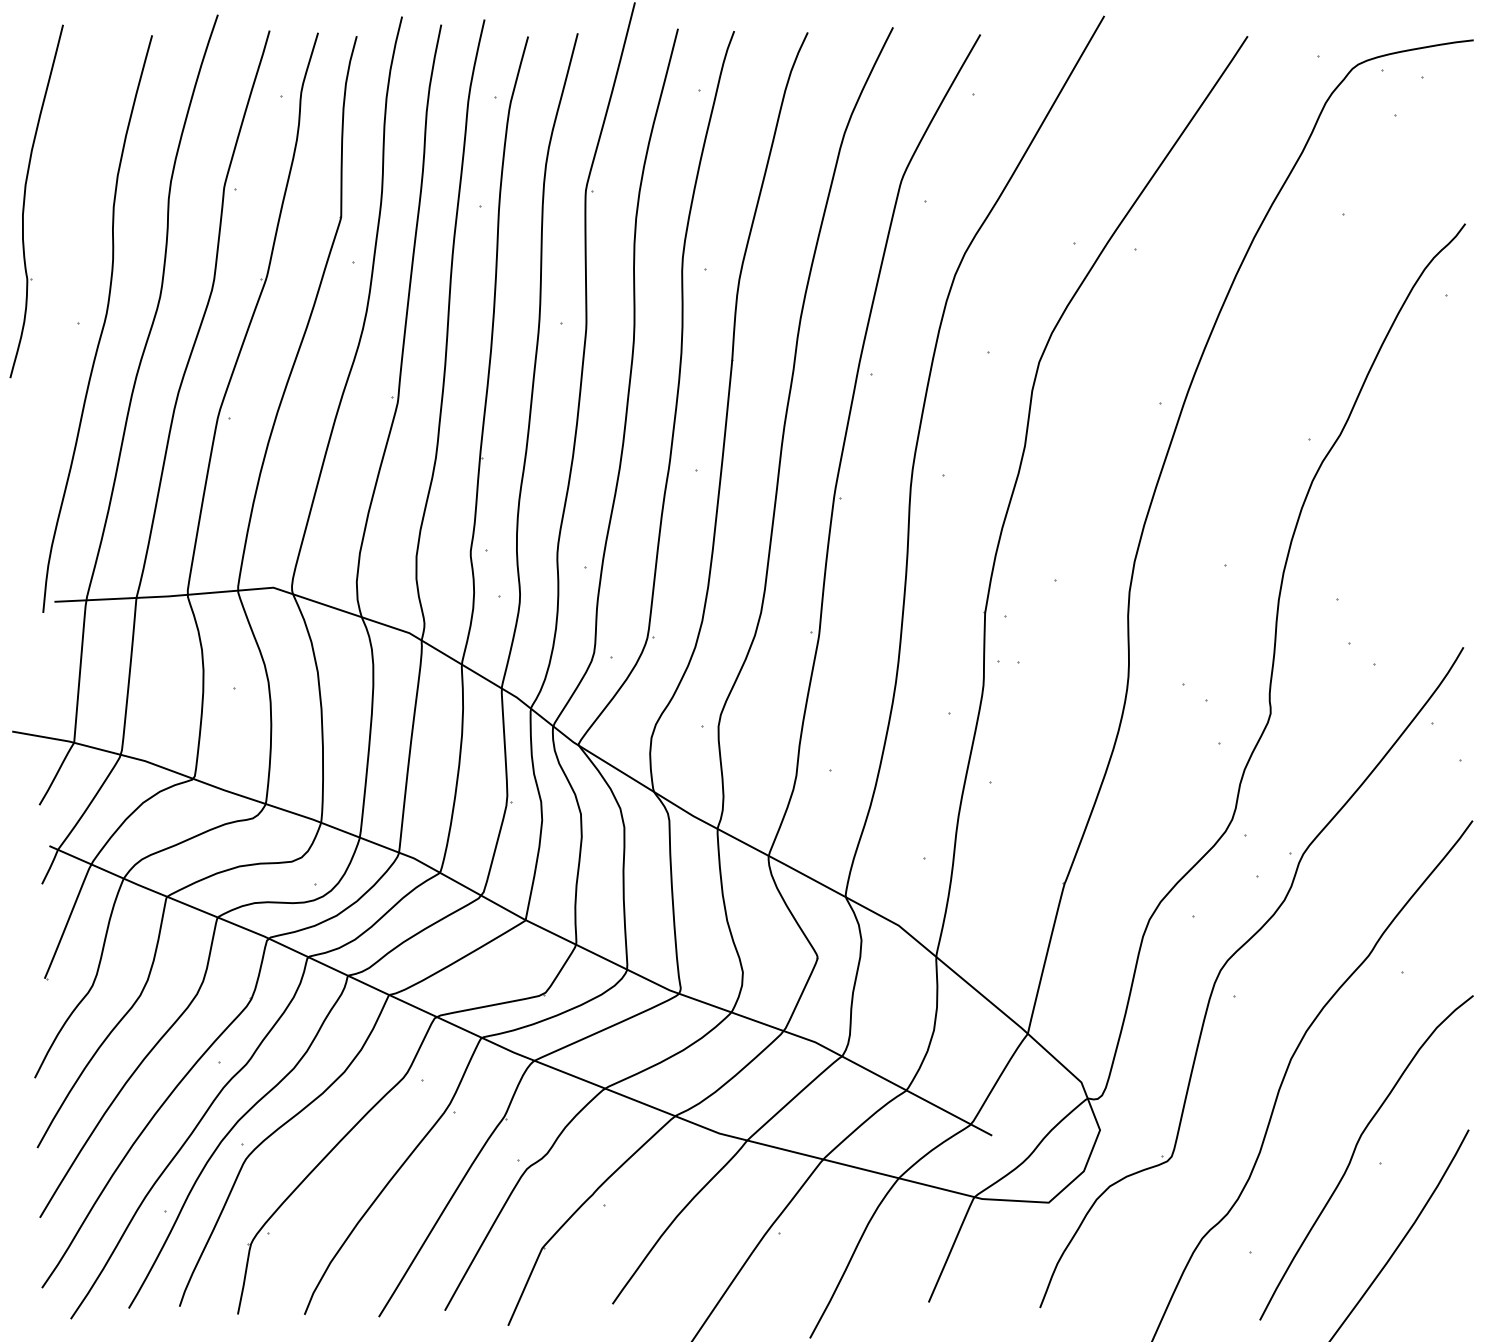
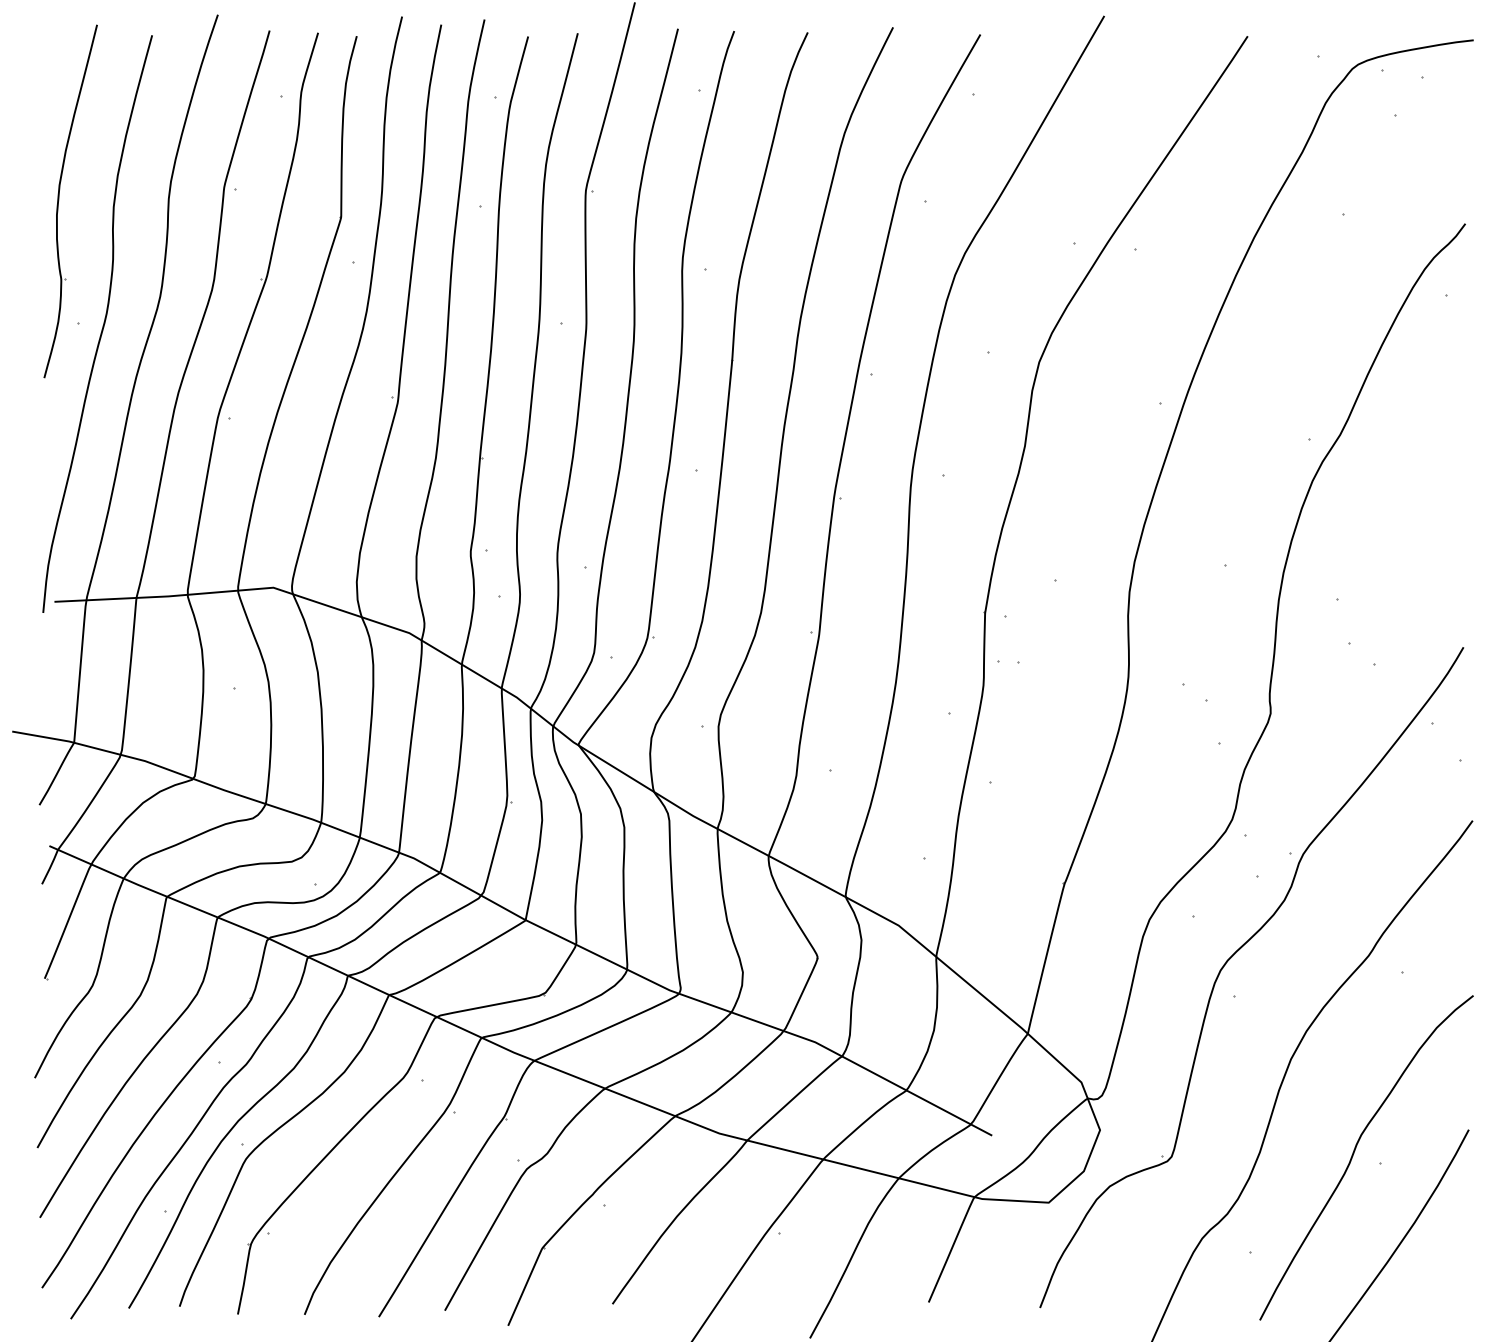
part position: (25, 200) -> (59, 200) (59, 200)
